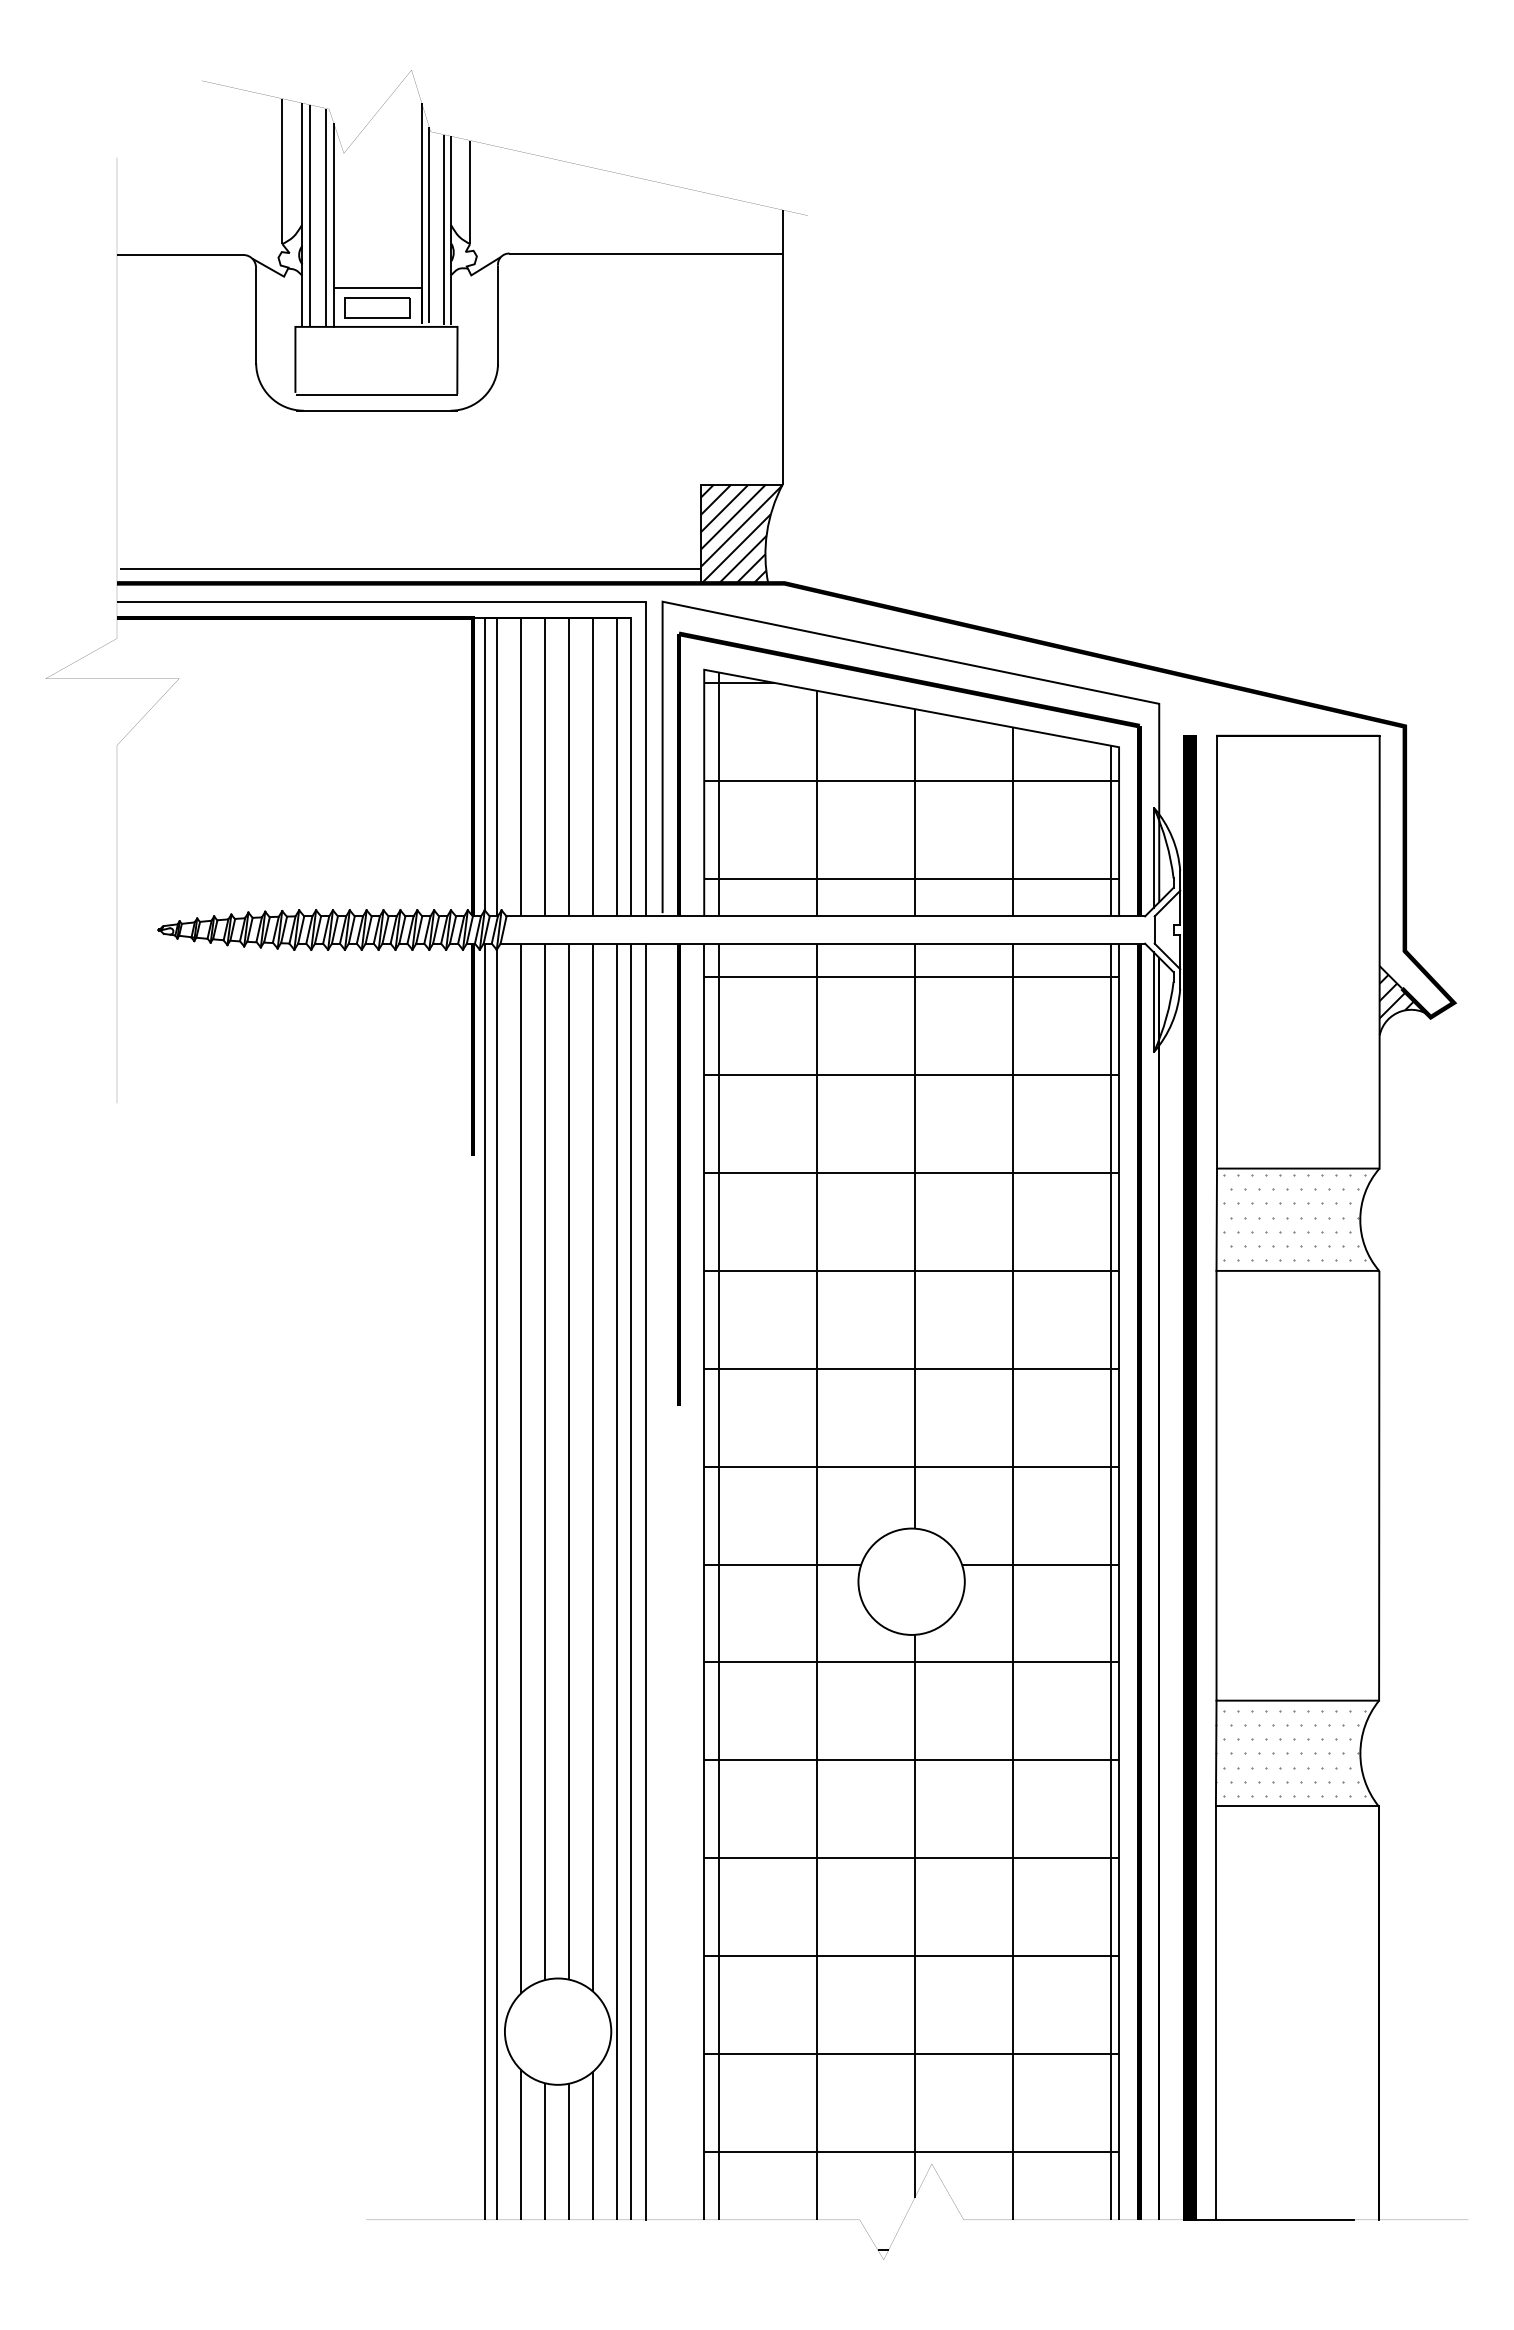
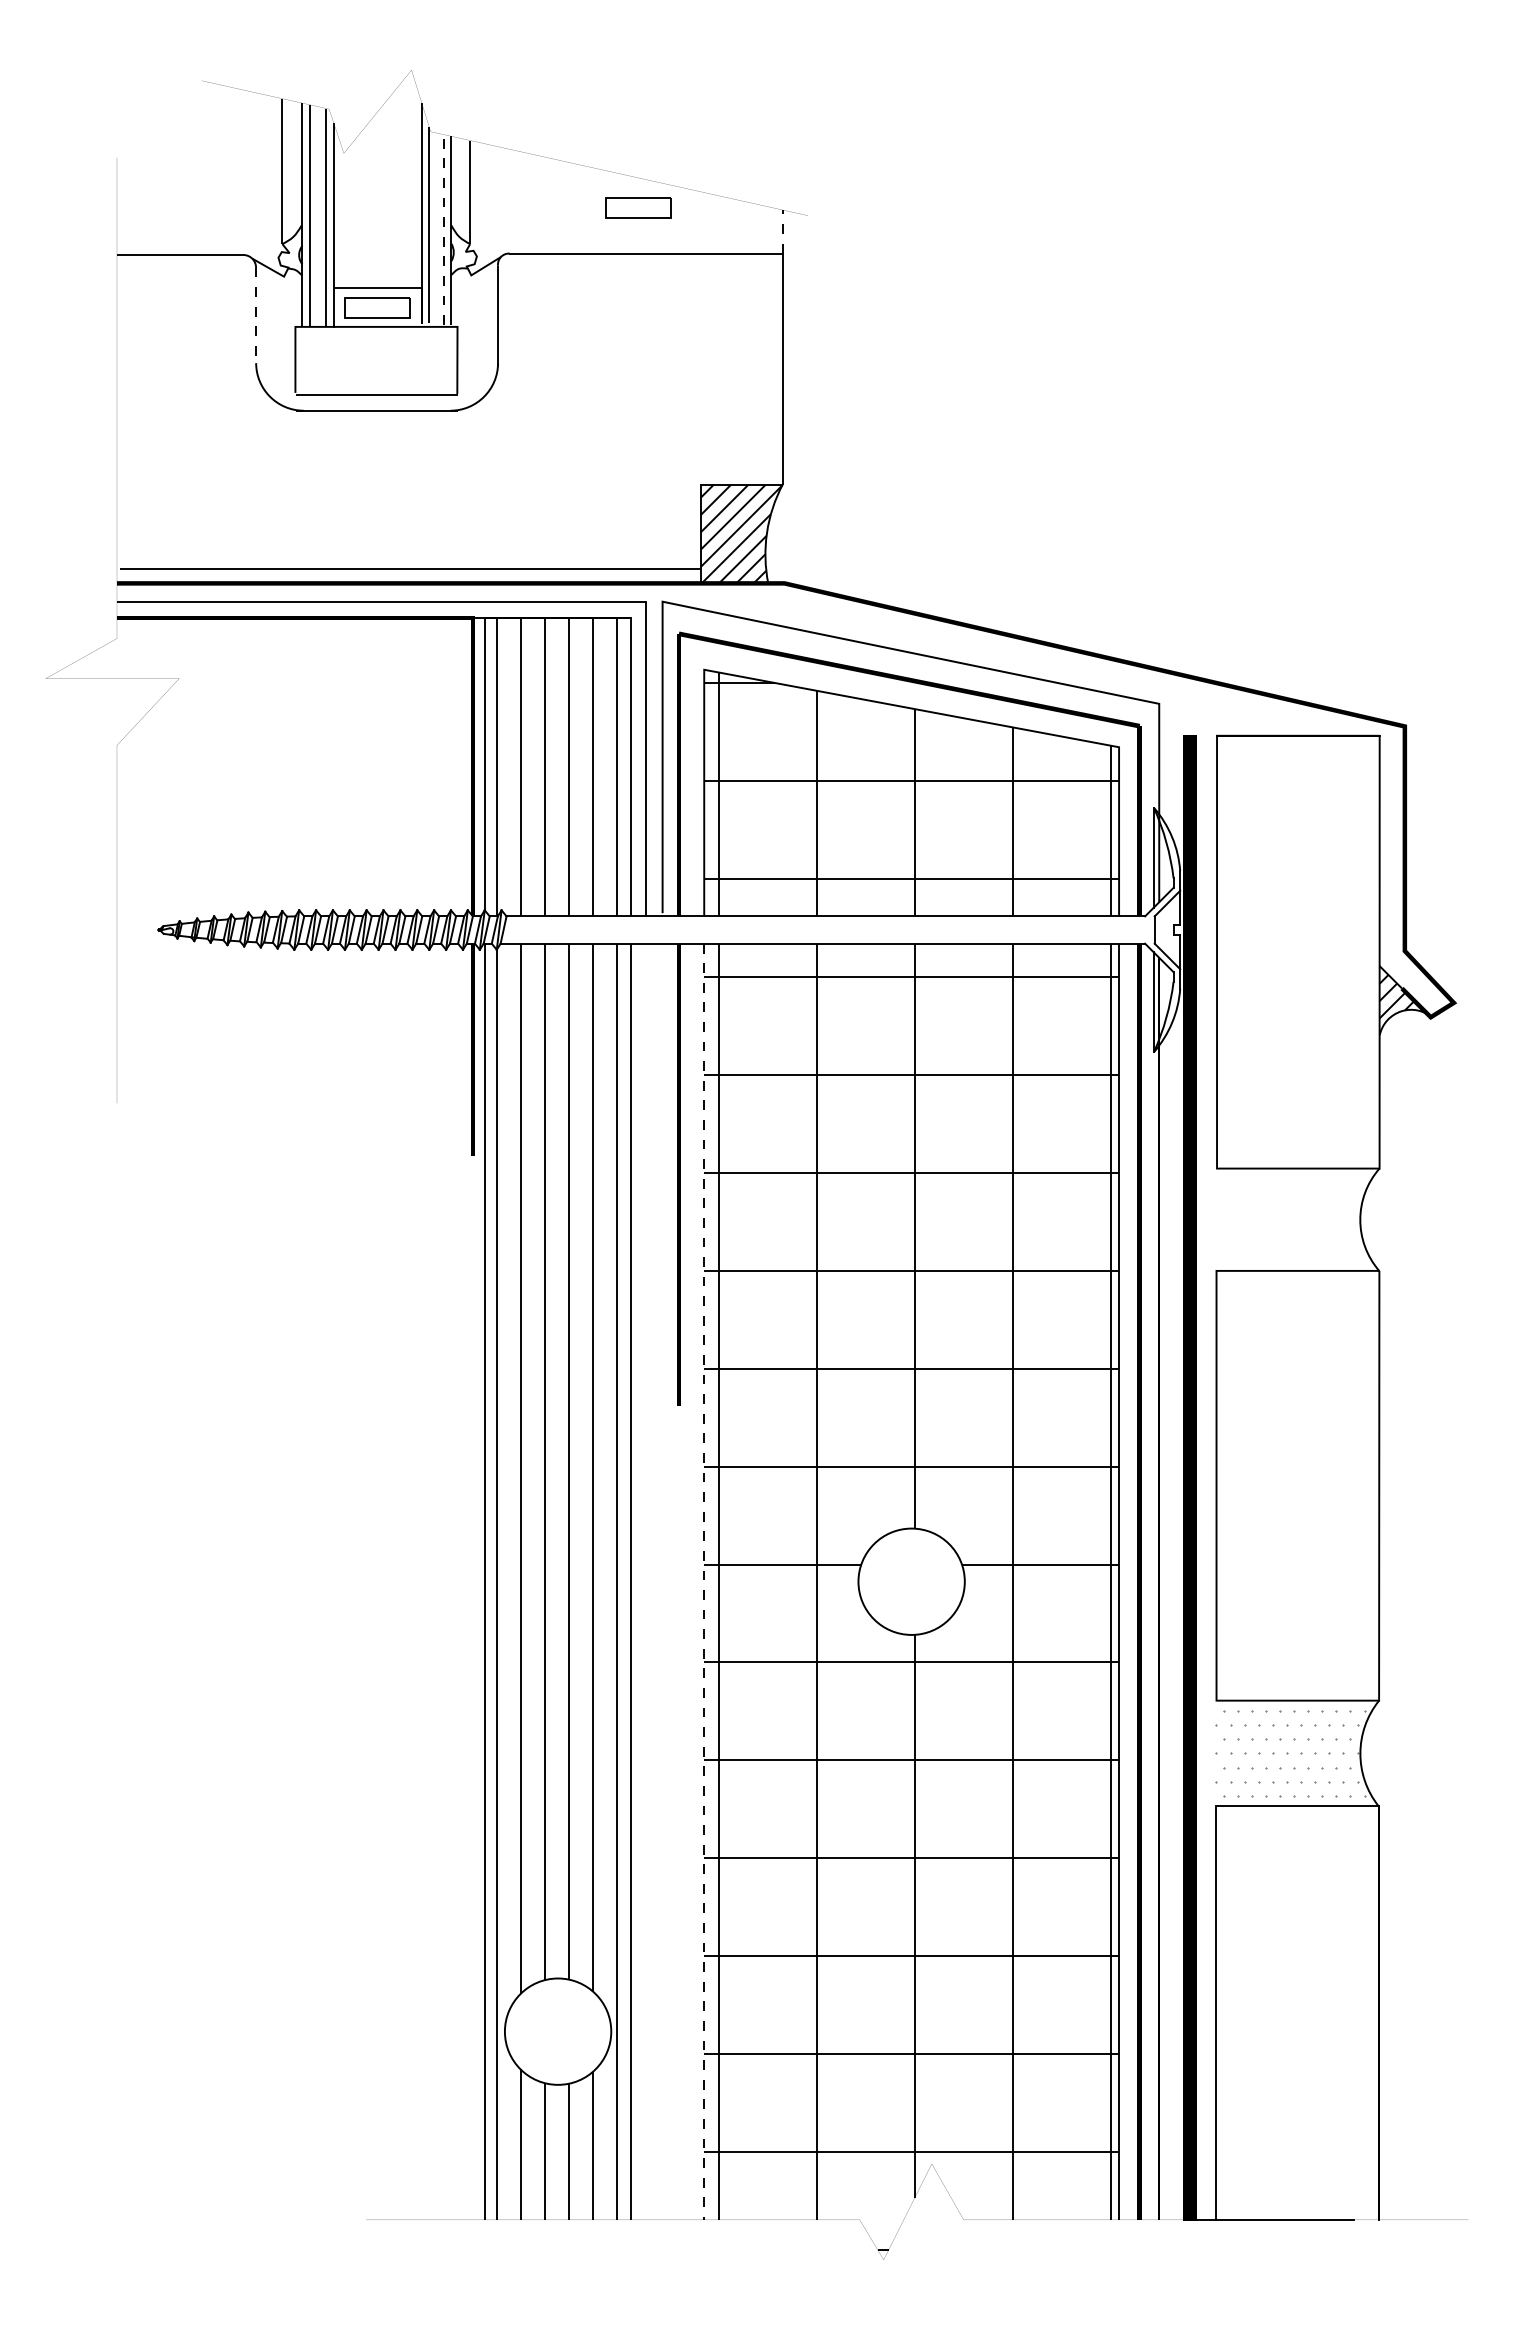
part: none -> present (638, 207)
line: solid -> dashed (443, 229)
line: solid -> dashed (782, 231)
line: solid -> dashed (256, 316)
hatch: present -> none (1293, 1217)
line: present -> none (1216, 1219)
line: present -> none (646, 1581)
line: solid -> dashed (704, 1582)
line: present -> none (1215, 1753)
